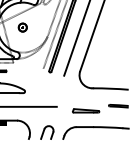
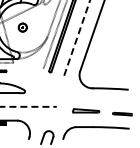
line: solid -> dashed (77, 38)
line: solid -> dashed (28, 106)
line position: (118, 106) -> (122, 114) (122, 114)
part position: (47, 132) -> (47, 137) (47, 137)
